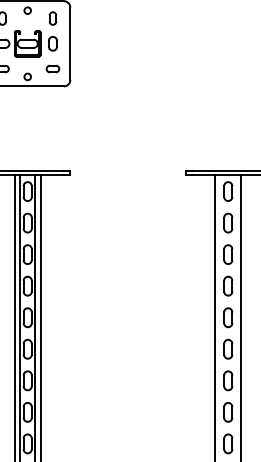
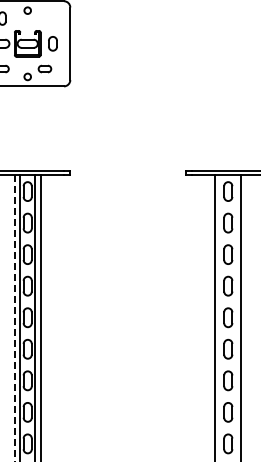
part: present -> none (52, 18)
part position: (52, 68) -> (44, 68) (44, 68)
line: solid -> dashed (14, 317)
